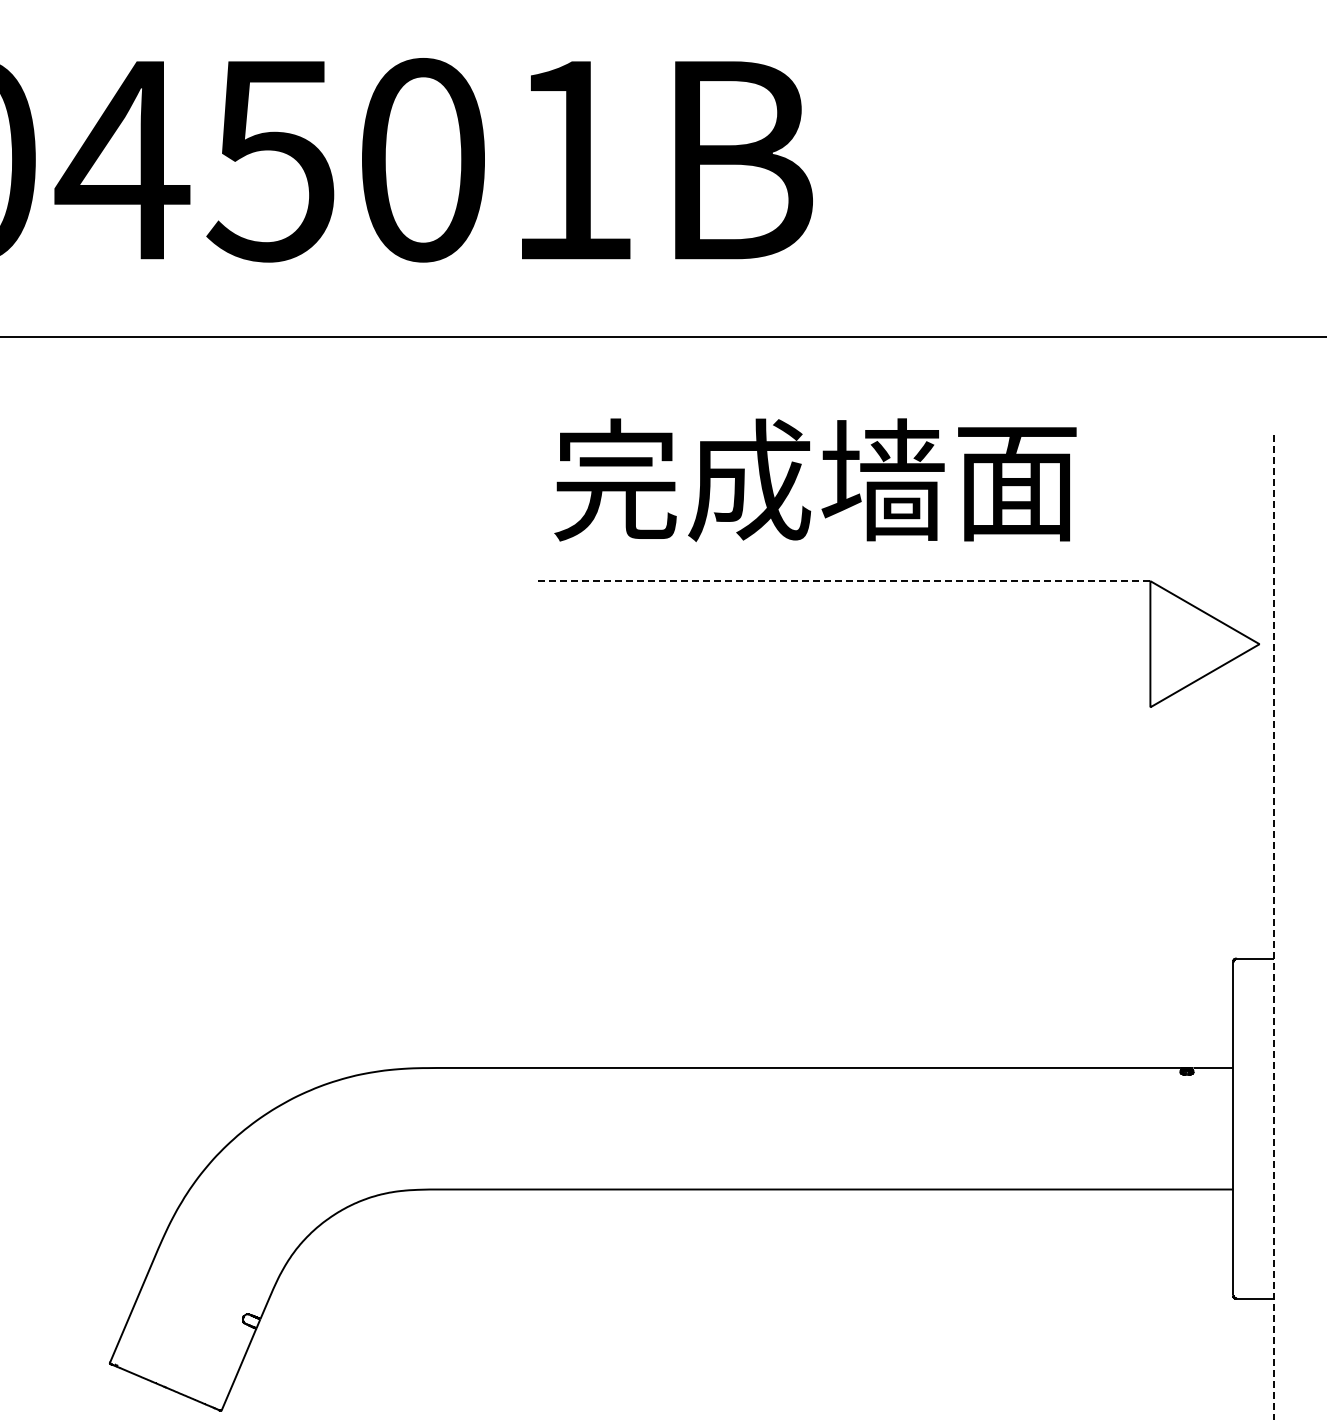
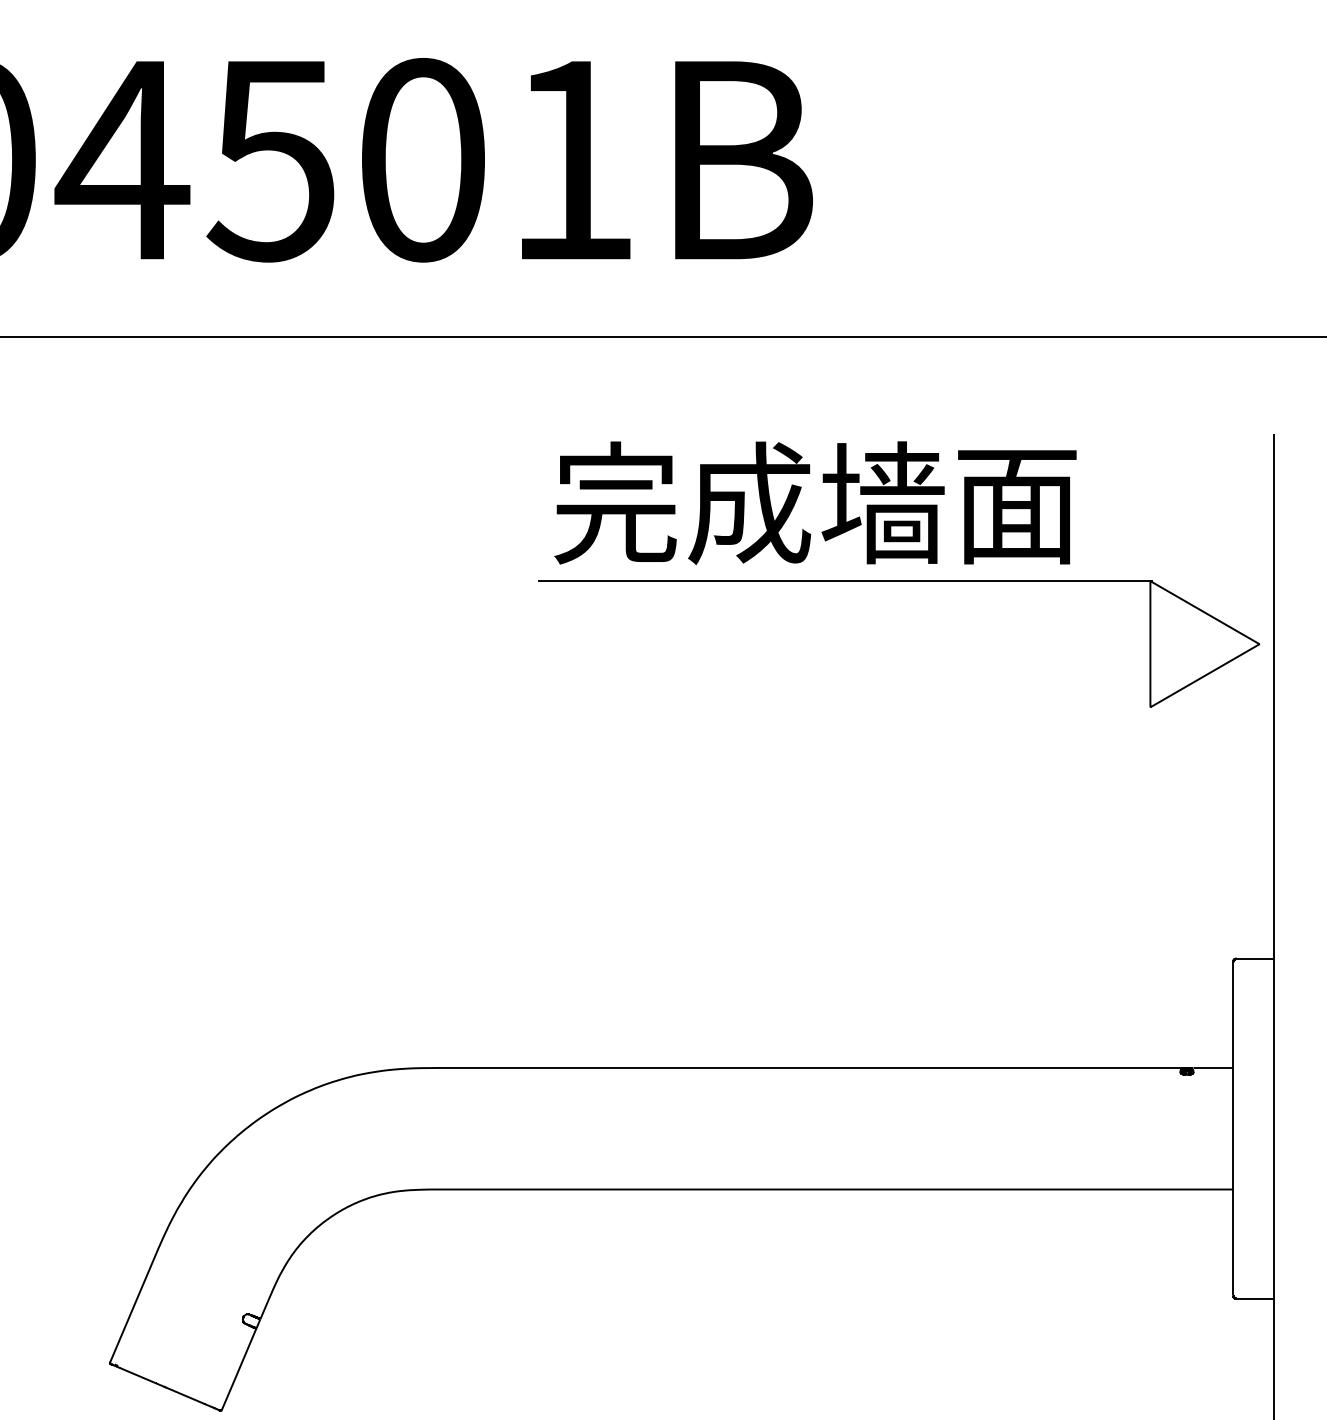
text position: (815, 479) -> (815, 502) (815, 502)
line: dashed -> solid (845, 581)
line: dashed -> solid (1274, 926)
